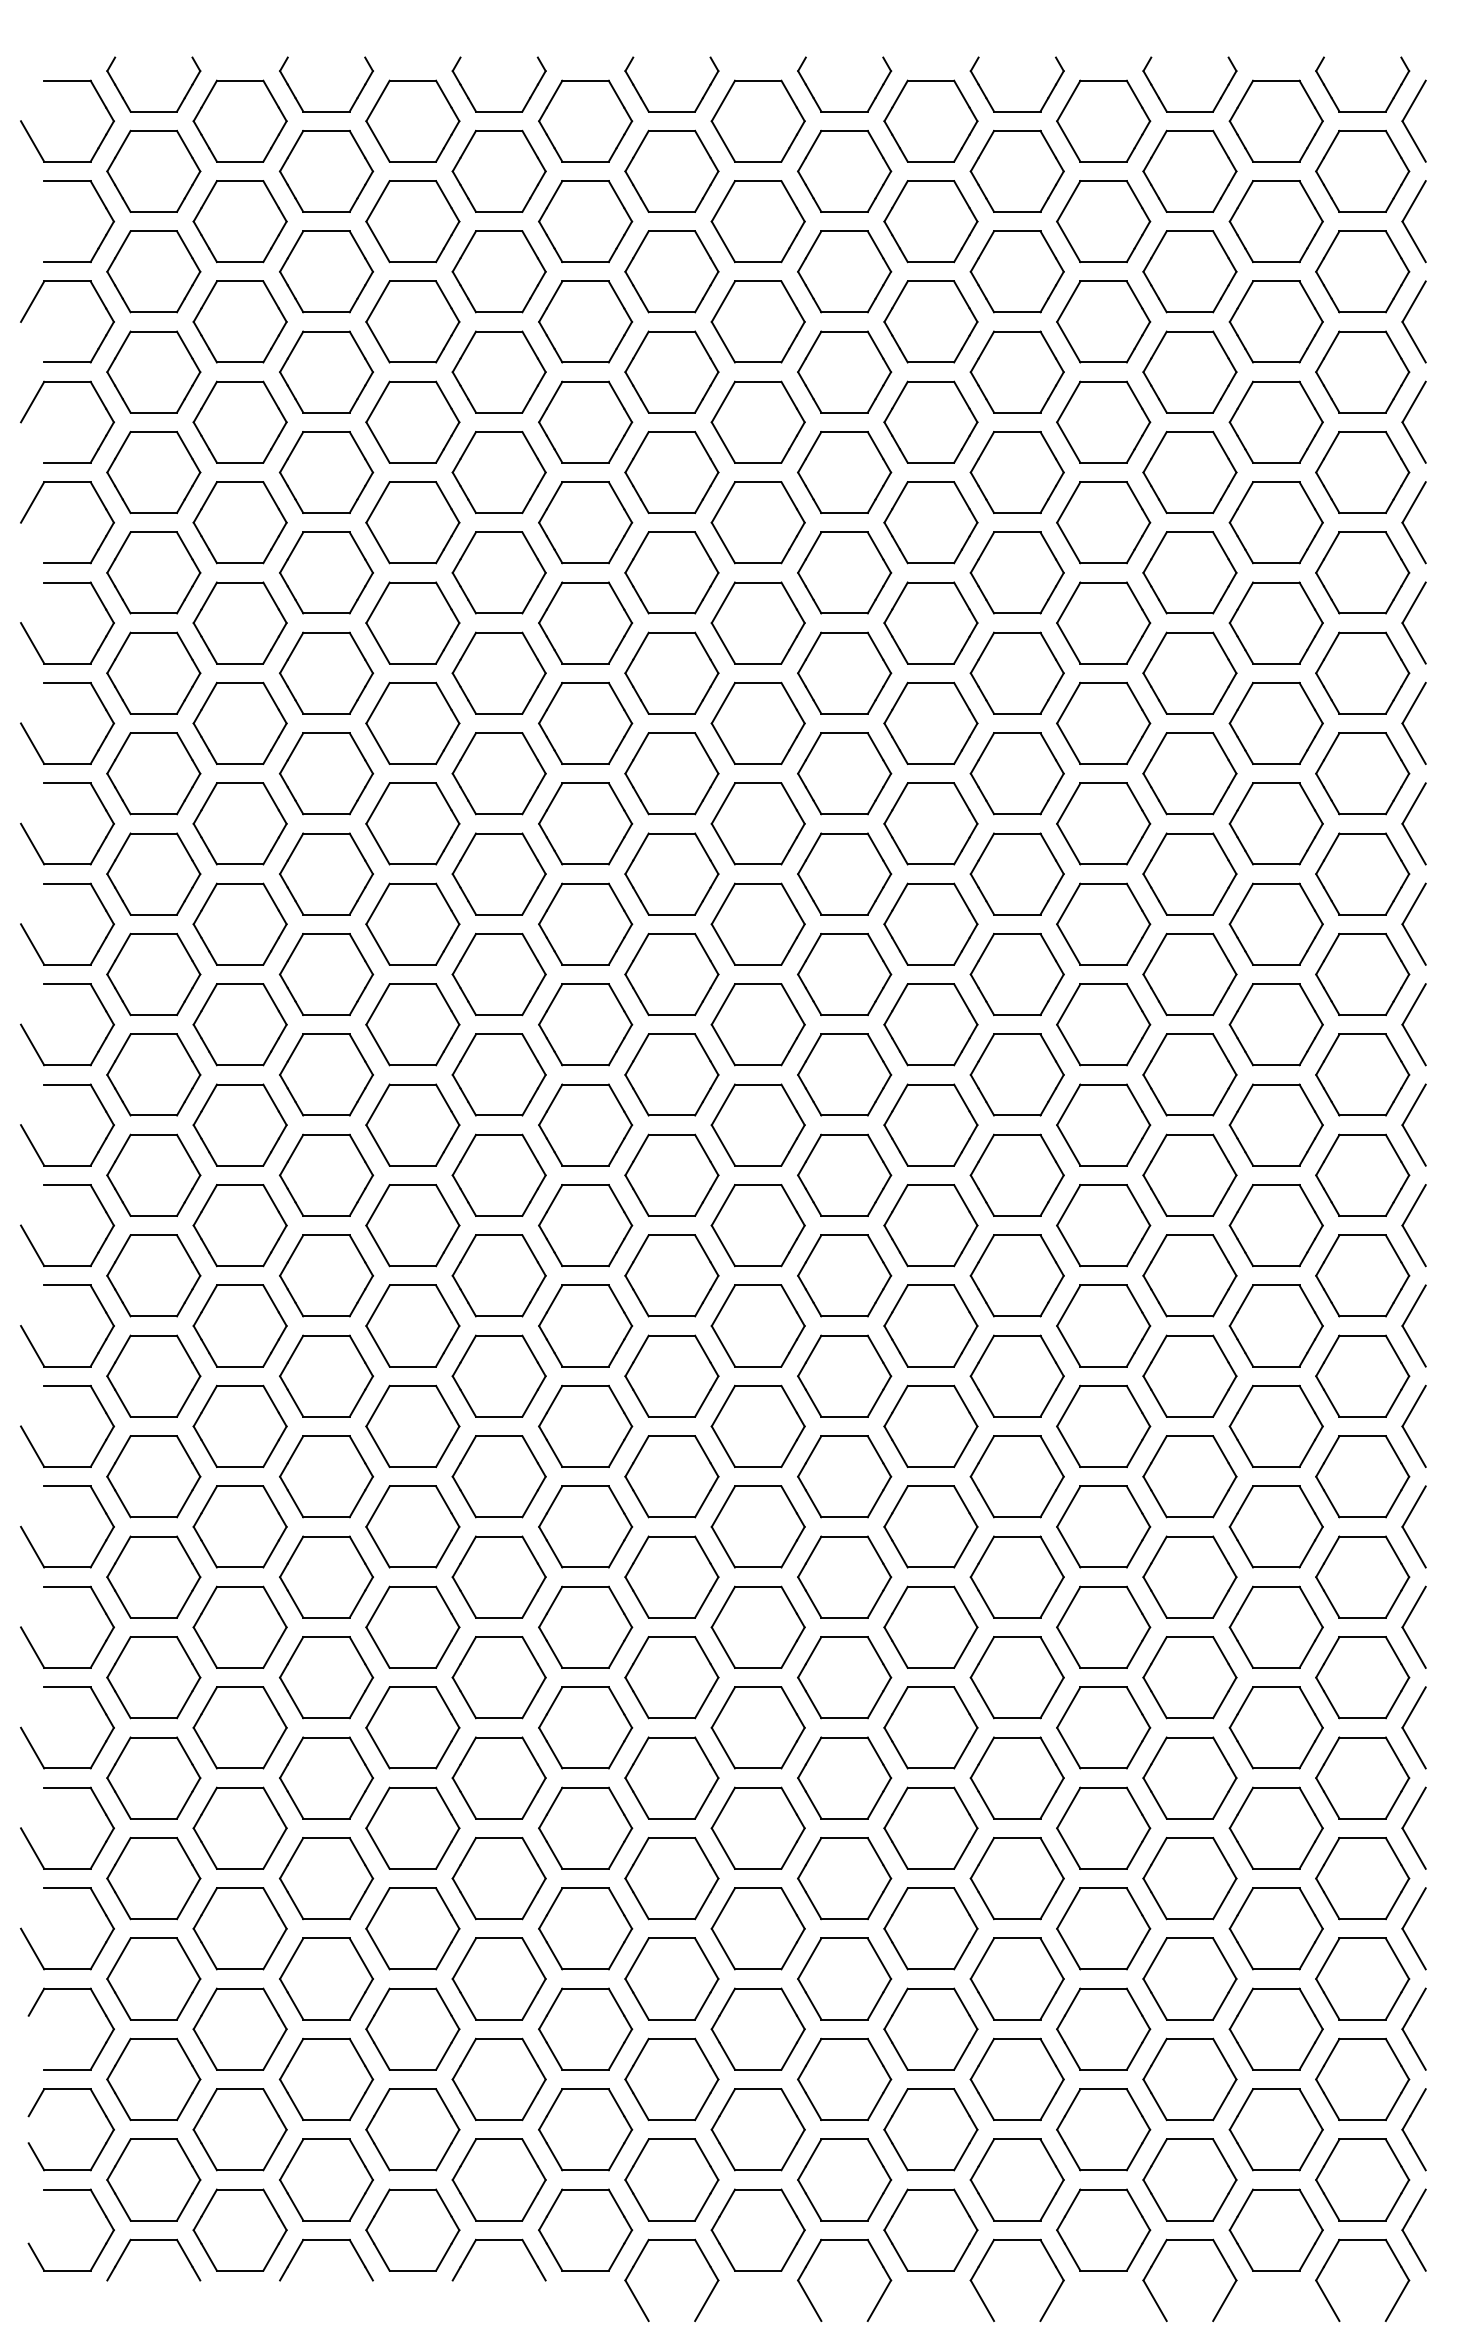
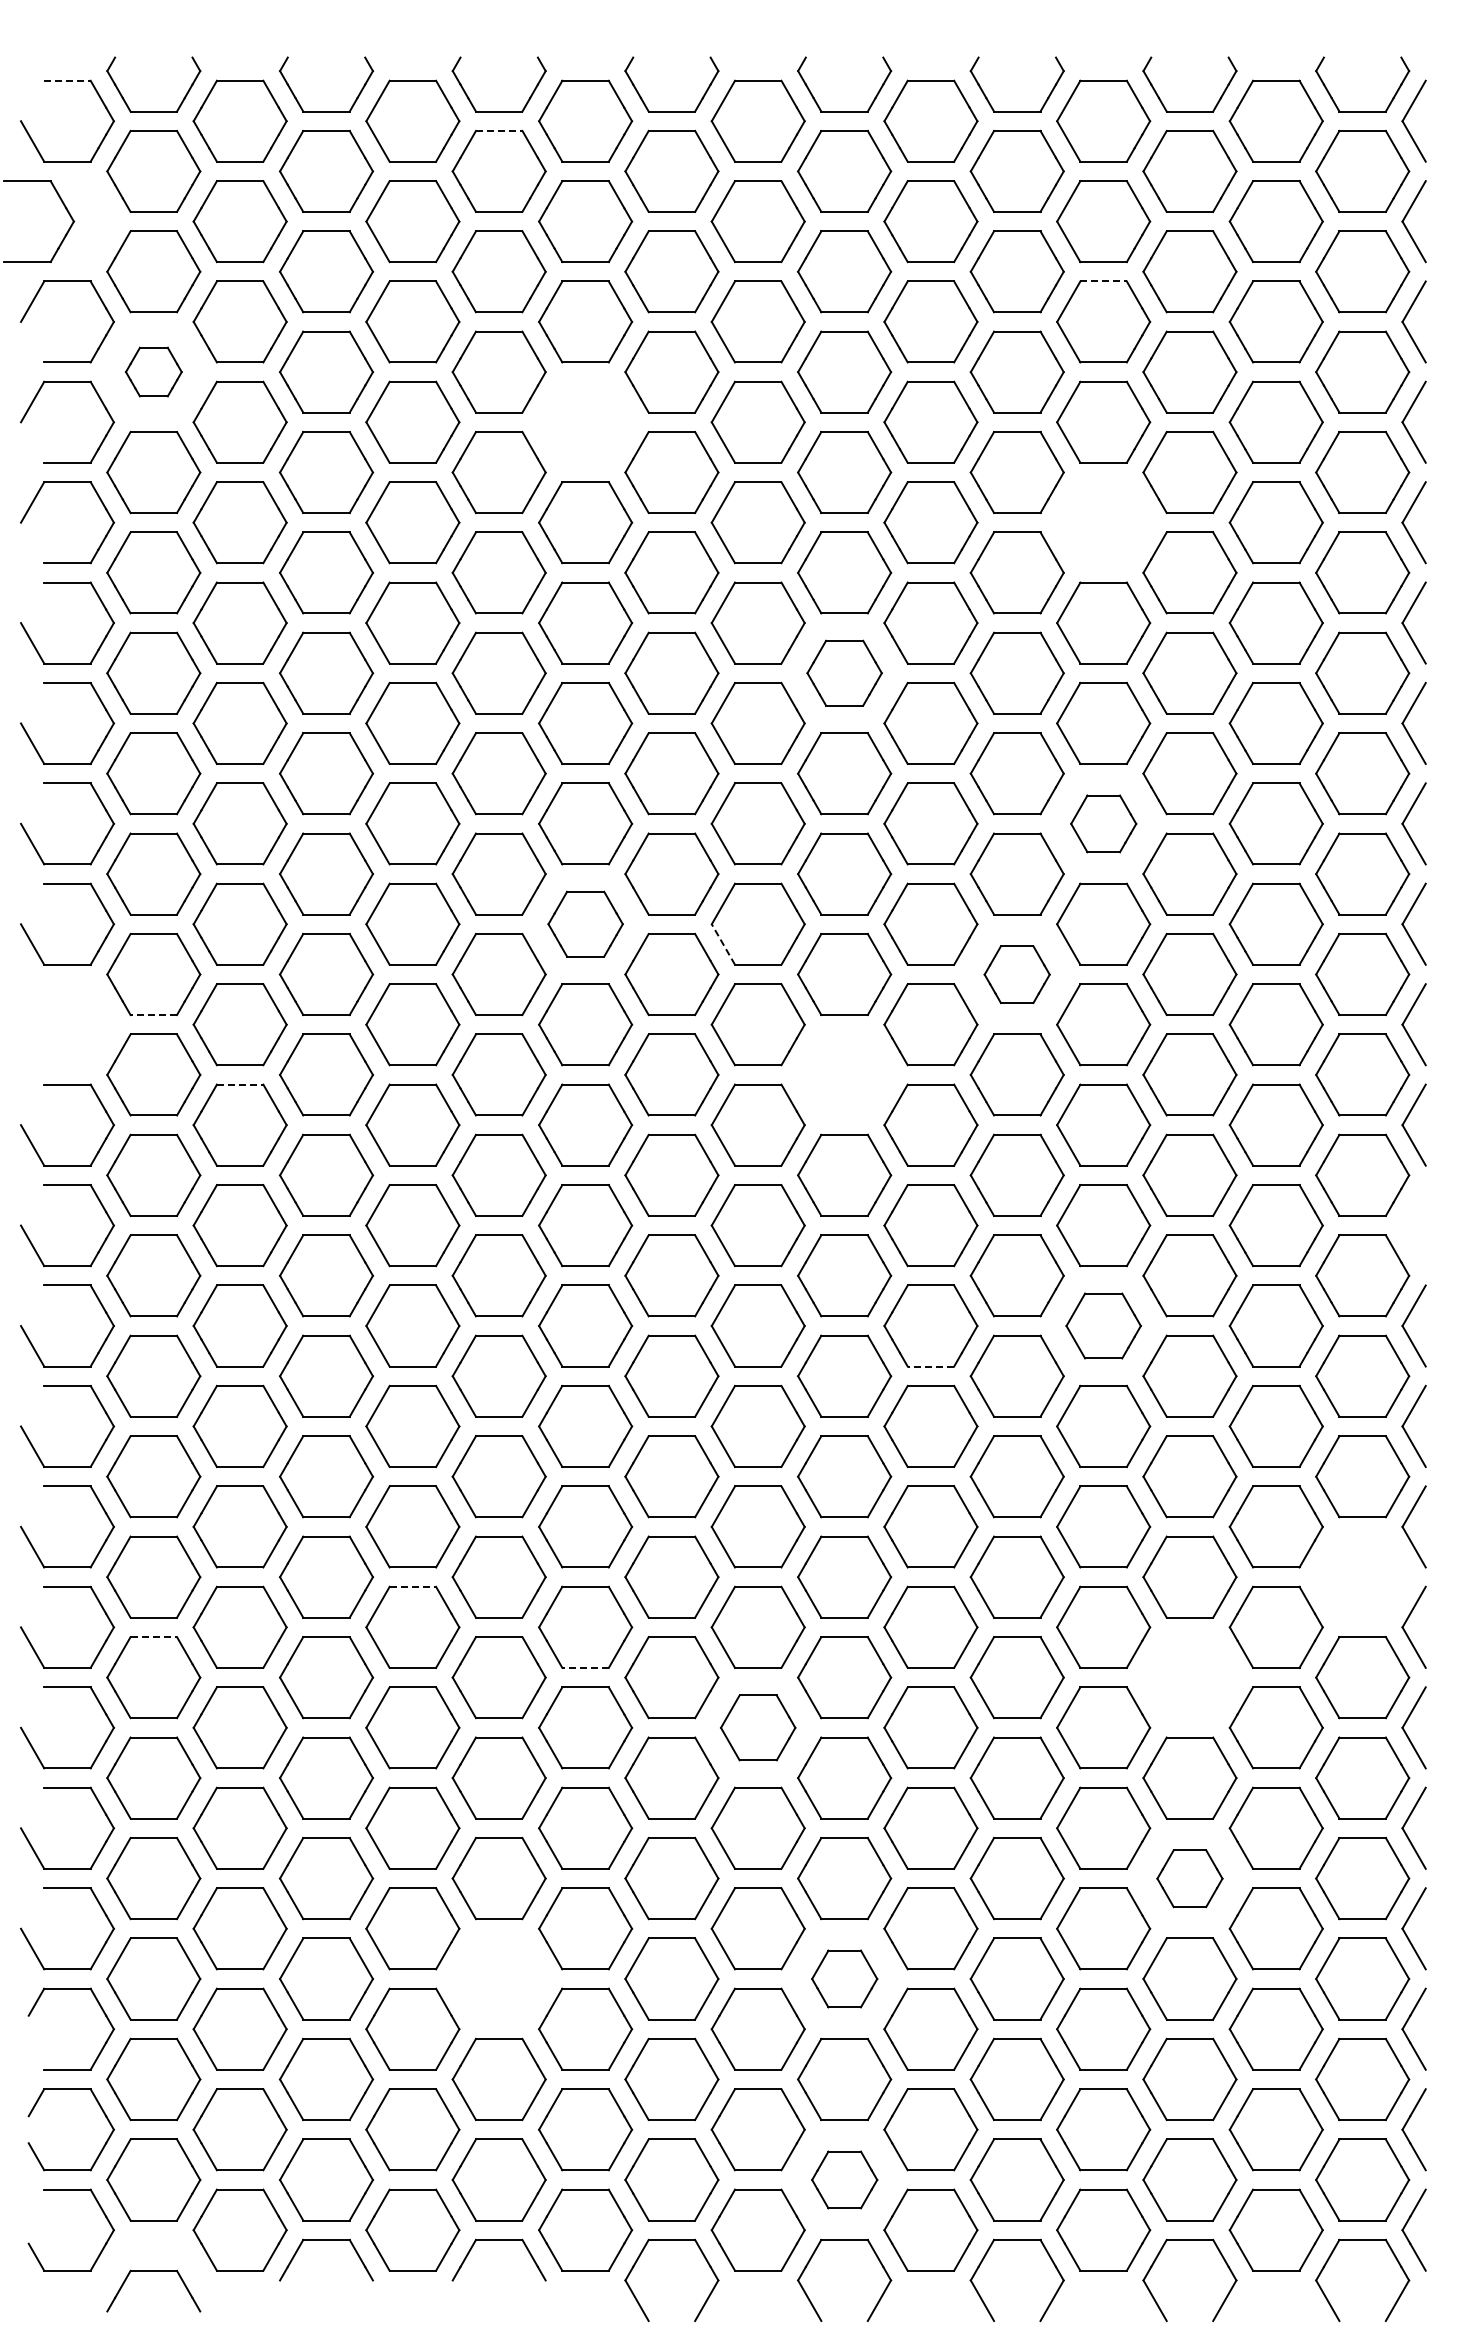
line: solid -> dashed (67, 80)
line: solid -> dashed (499, 130)
part position: (104, 207) -> (64, 207) (64, 207)
line: solid -> dashed (1104, 281)
part size: 96x84 px -> 58x52 px (153, 371)
part: present -> none (585, 421)
part: present -> none (1103, 522)
part size: 96x84 px -> 77x68 px (844, 672)
part size: 96x84 px -> 68x60 px (1103, 823)
part size: 96x84 px -> 77x68 px (585, 923)
line: solid -> dashed (723, 944)
part size: 96x84 px -> 68x60 px (1016, 974)
part: present -> none (101, 1005)
line: solid -> dashed (153, 1015)
part: present -> none (844, 1074)
line: solid -> dashed (240, 1084)
part: present -> none (1407, 1219)
part size: 96x84 px -> 77x68 px (1103, 1325)
line: solid -> dashed (930, 1366)
part: present -> none (1362, 1576)
line: solid -> dashed (413, 1586)
line: solid -> dashed (154, 1637)
line: solid -> dashed (585, 1667)
part: present -> none (1189, 1677)
part size: 96x84 px -> 77x68 px (758, 1727)
part size: 96x84 px -> 68x60 px (1189, 1878)
part: present -> none (498, 1978)
part size: 96x84 px -> 68x60 px (844, 1978)
part size: 96x84 px -> 68x60 px (844, 2179)
part position: (153, 2240) -> (153, 2271) (153, 2271)
